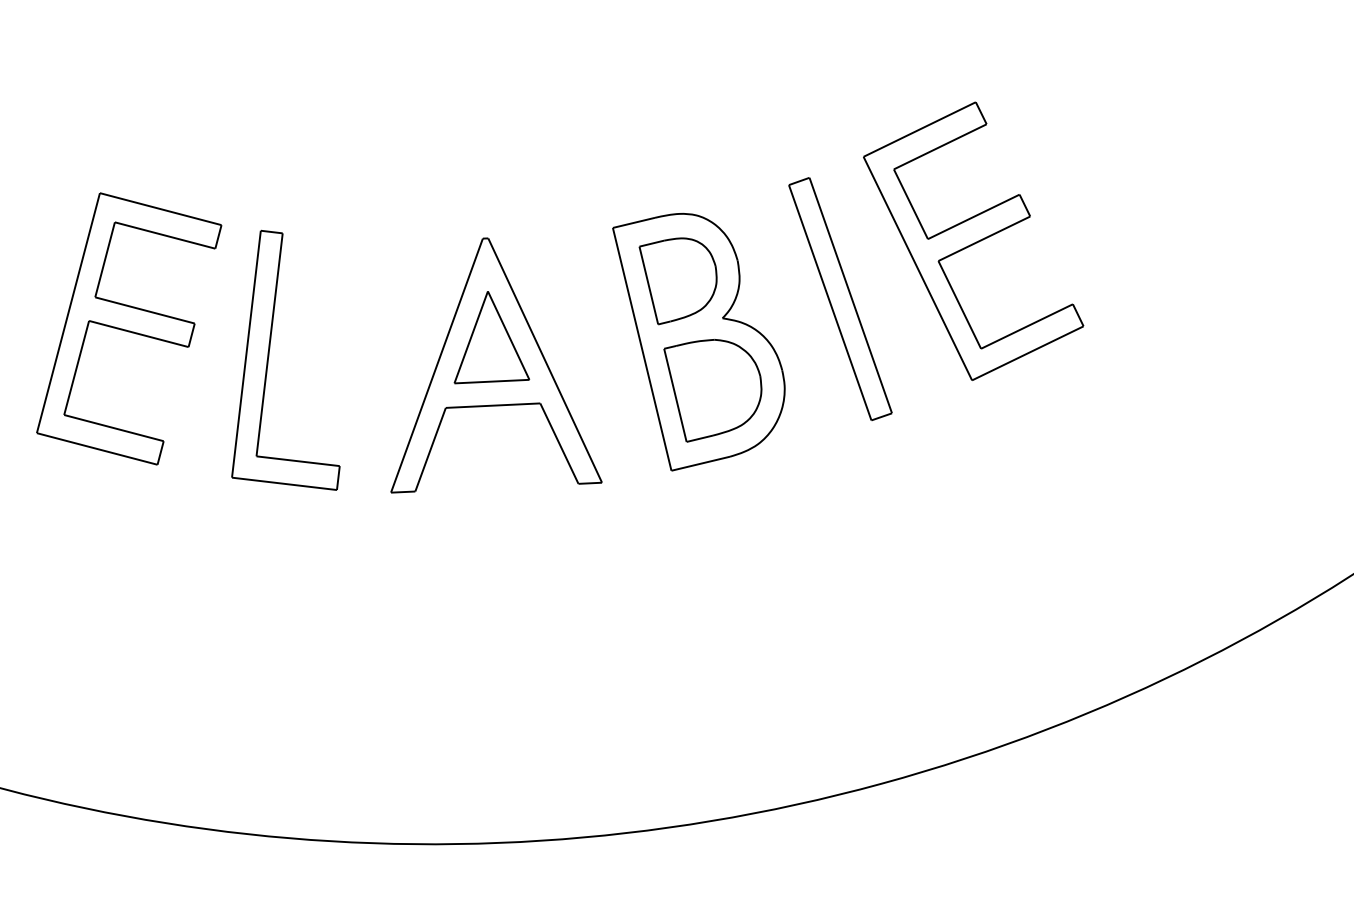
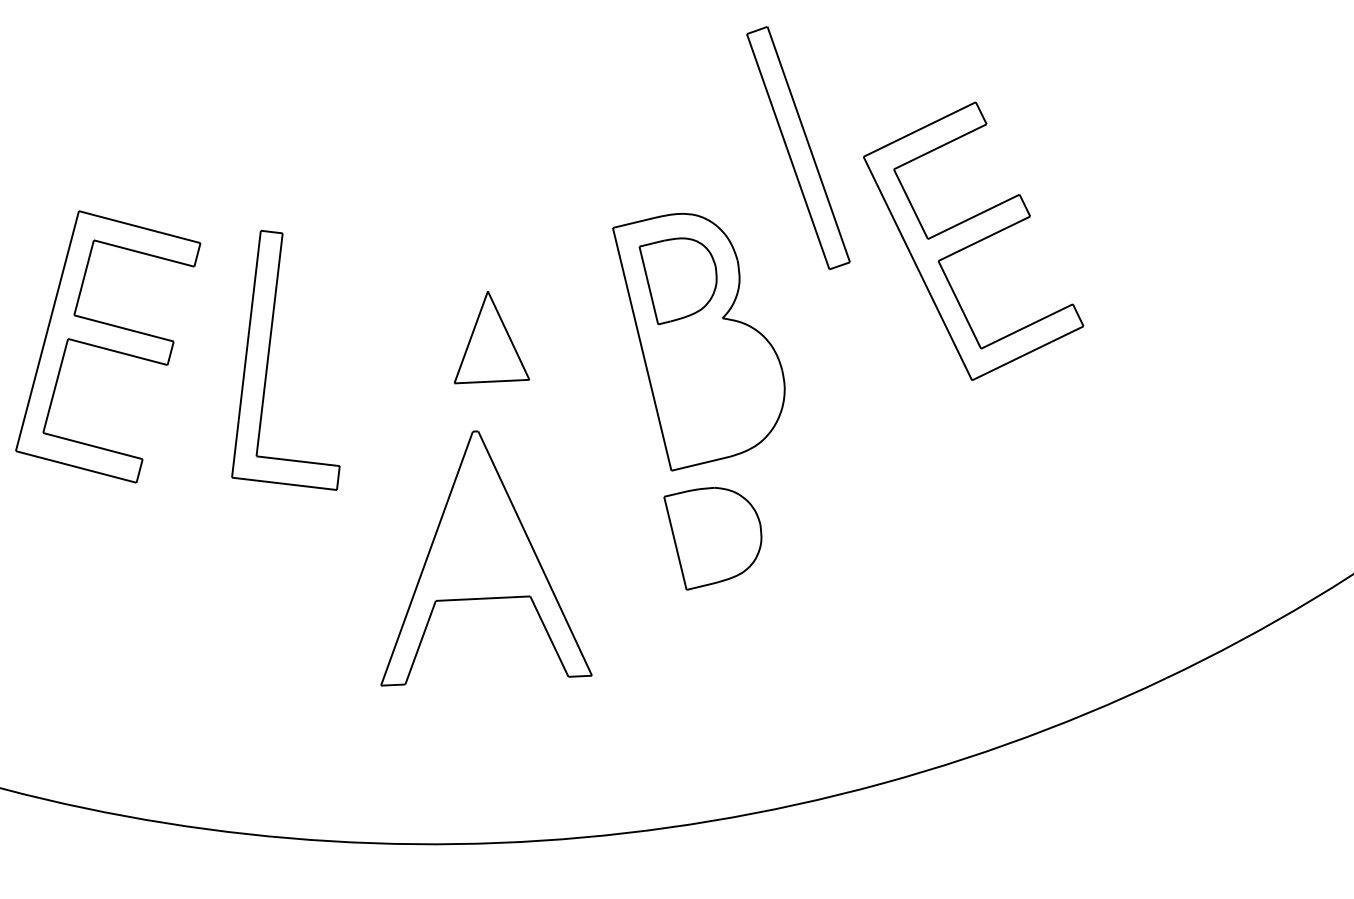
part position: (840, 298) -> (798, 147) (798, 147)
part position: (129, 328) -> (108, 346) (108, 346)
part position: (496, 365) -> (486, 558) (486, 558)
part position: (712, 390) -> (712, 538) (712, 538)
